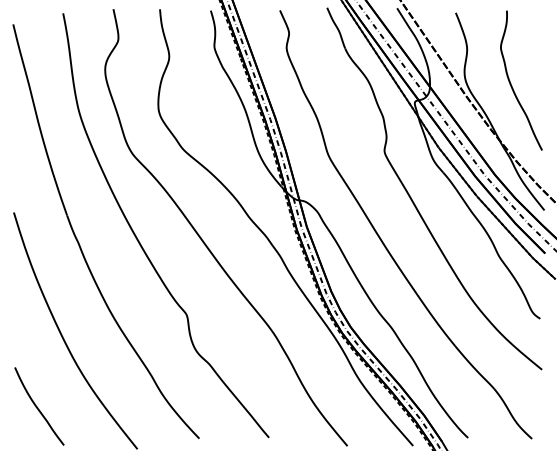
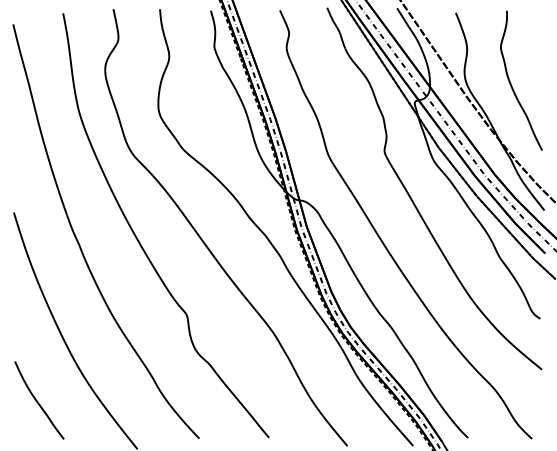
curve position: (38, 407) -> (38, 401) (38, 401)
